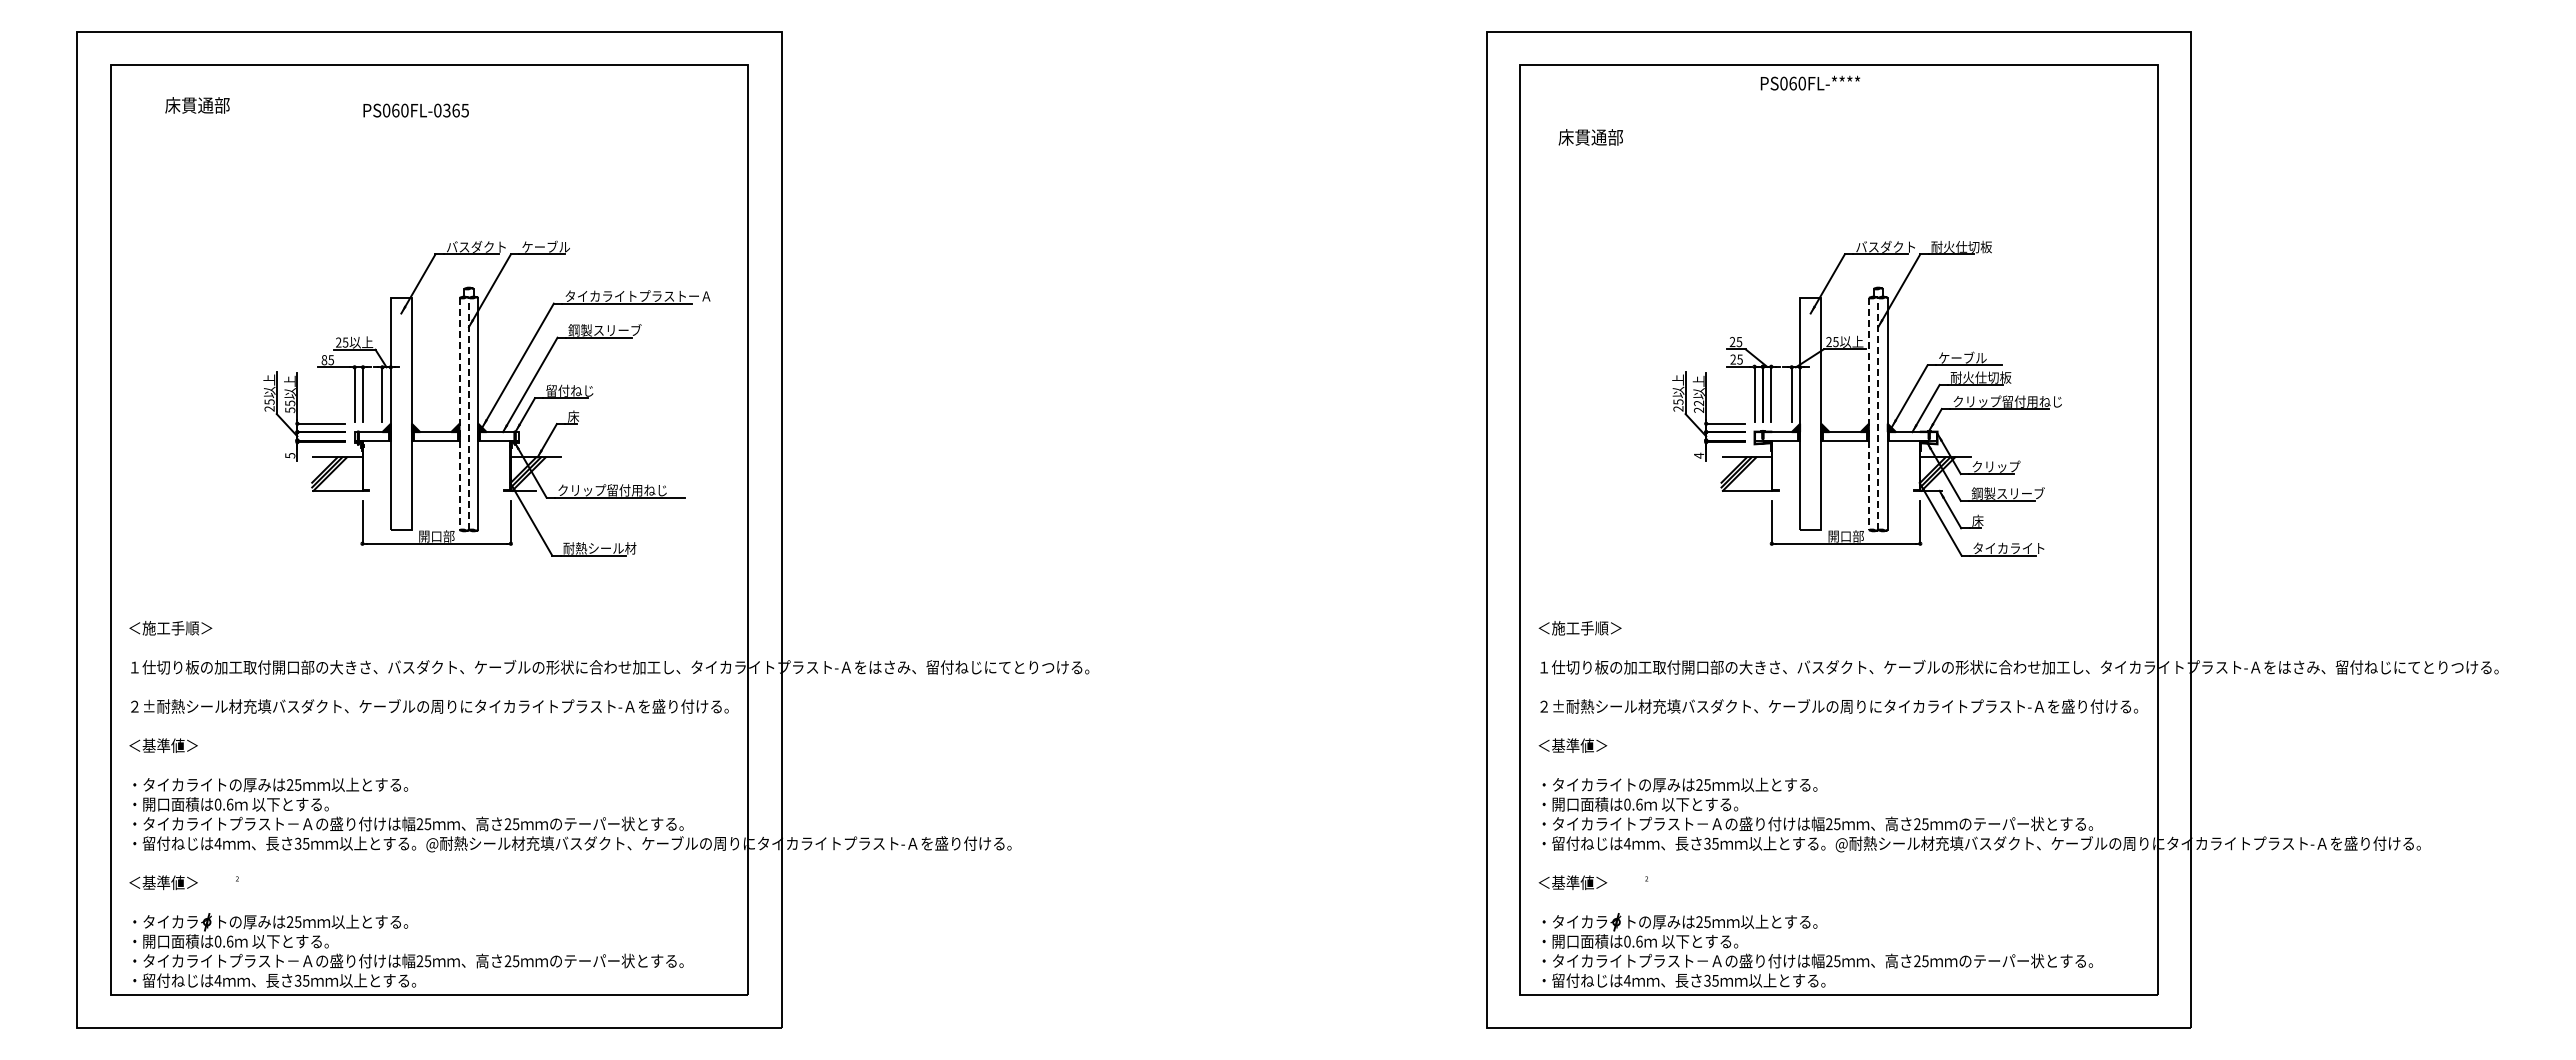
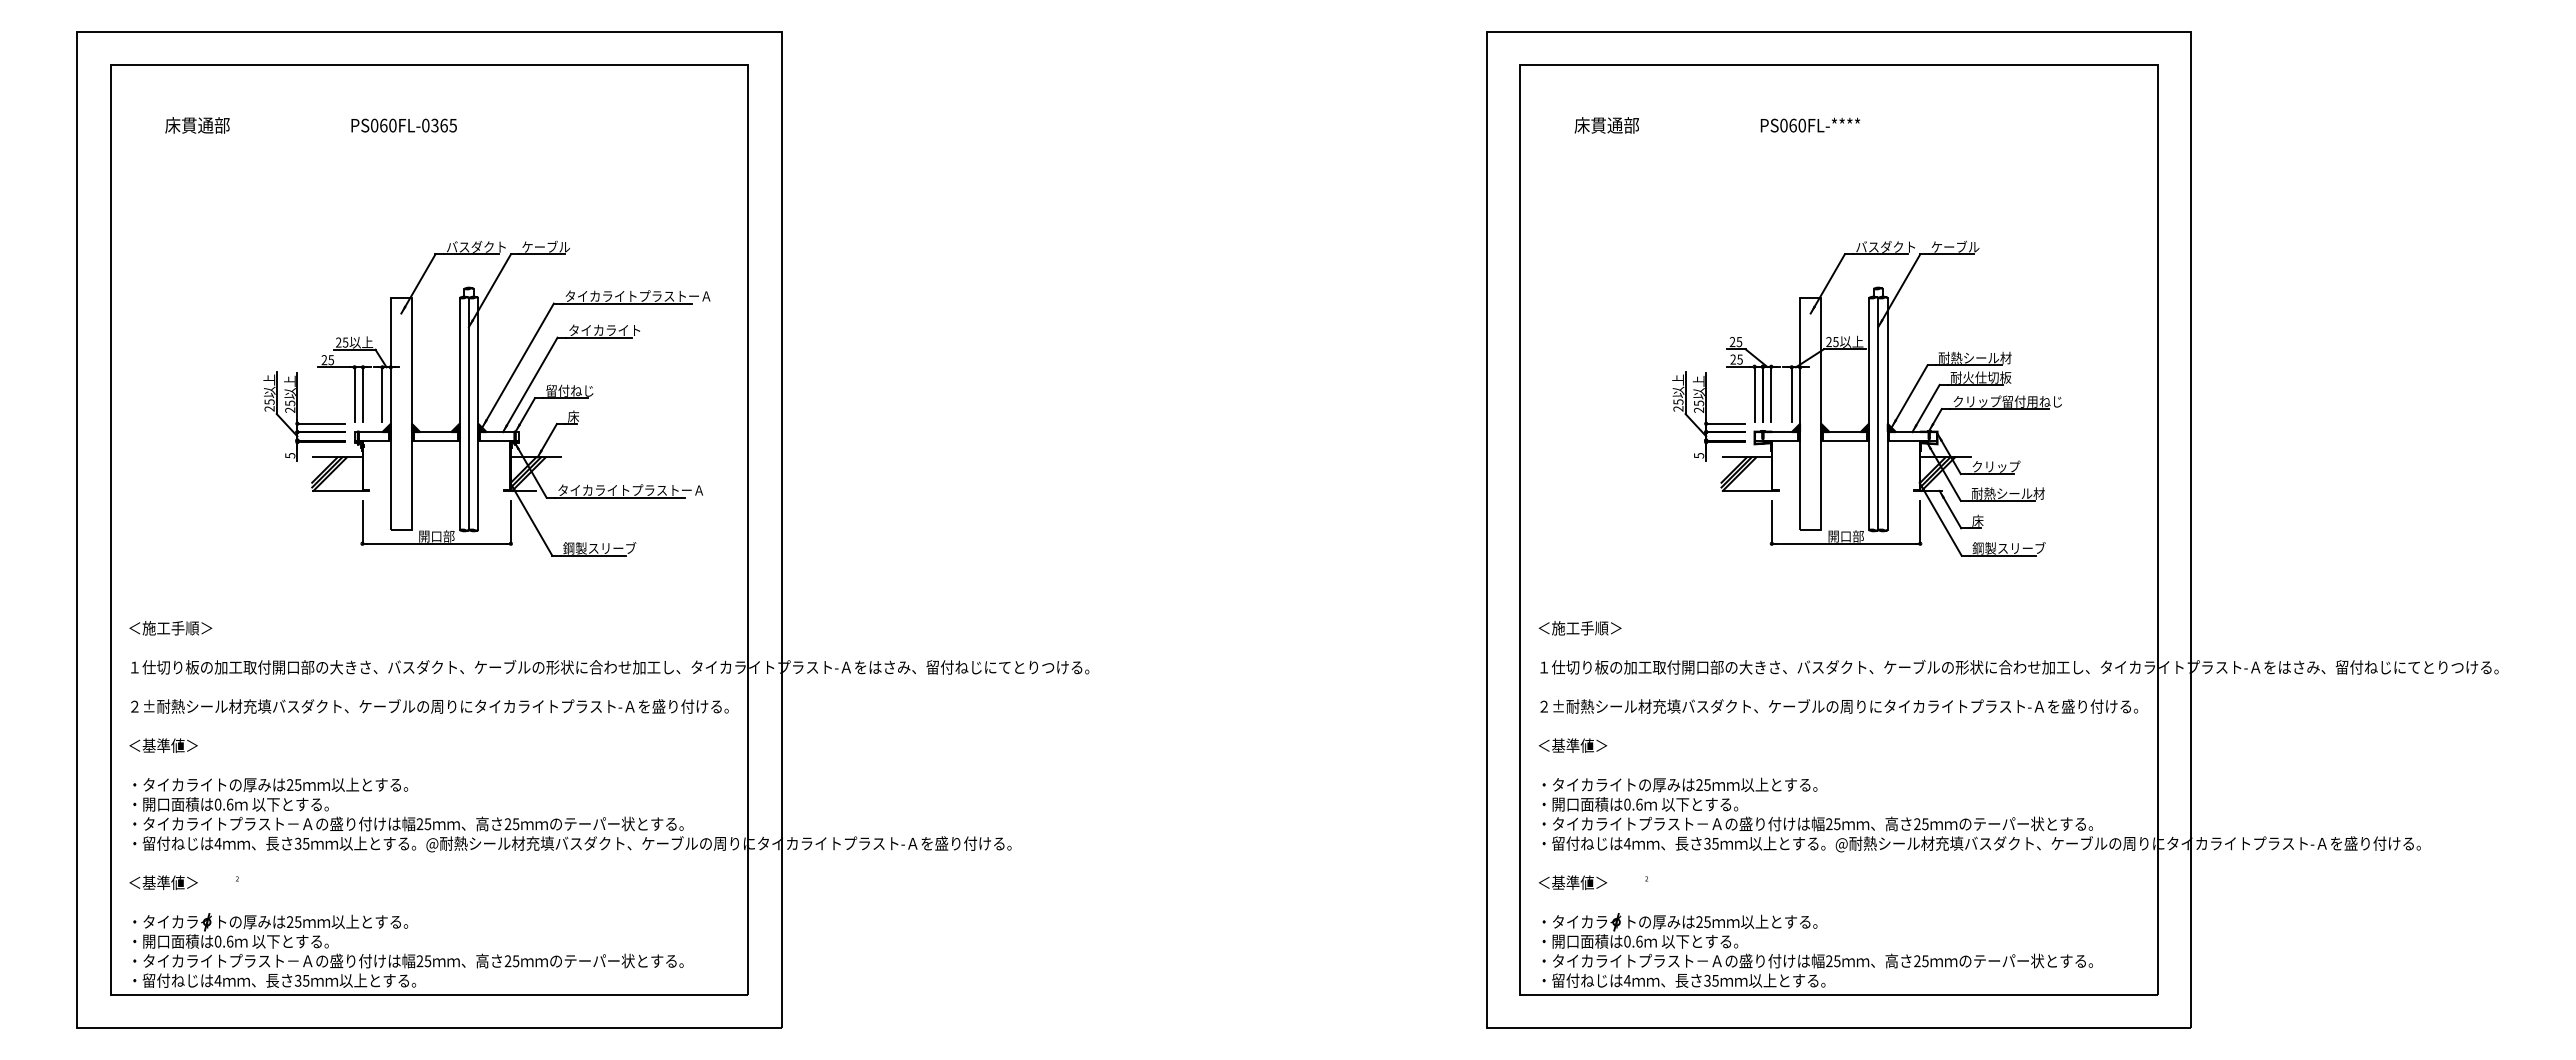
text position: (1810, 82) -> (1810, 124) (1810, 124)
text position: (197, 105) -> (197, 125) (197, 125)
text position: (415, 110) -> (403, 125) (403, 125)
text position: (1590, 137) -> (1606, 125) (1606, 125)
text: 耐火仕切板 -> ケーブル (1961, 246)
text: 鋼製スリーブ -> タイカライト (604, 330)
text: ケーブル -> 耐熱シール材 (1974, 357)
text: 85 -> 25 (324, 360)
text: 22 -> 25 (1698, 403)
text: 55 -> 25 (290, 409)
line: dashed -> solid (468, 413)
line: dashed -> solid (1878, 413)
line: dashed -> solid (459, 414)
line: dashed -> solid (1868, 414)
text: 4 -> 5 (1699, 455)
text: クリップ留付用ねじ -> タイカライトプラストーＡ (630, 490)
text: 鋼製スリーブ -> 耐熱シール材 (2007, 493)
text: 耐熱シール材 -> 鋼製スリーブ (599, 548)
text: タイカライト -> 鋼製スリーブ (2008, 548)
